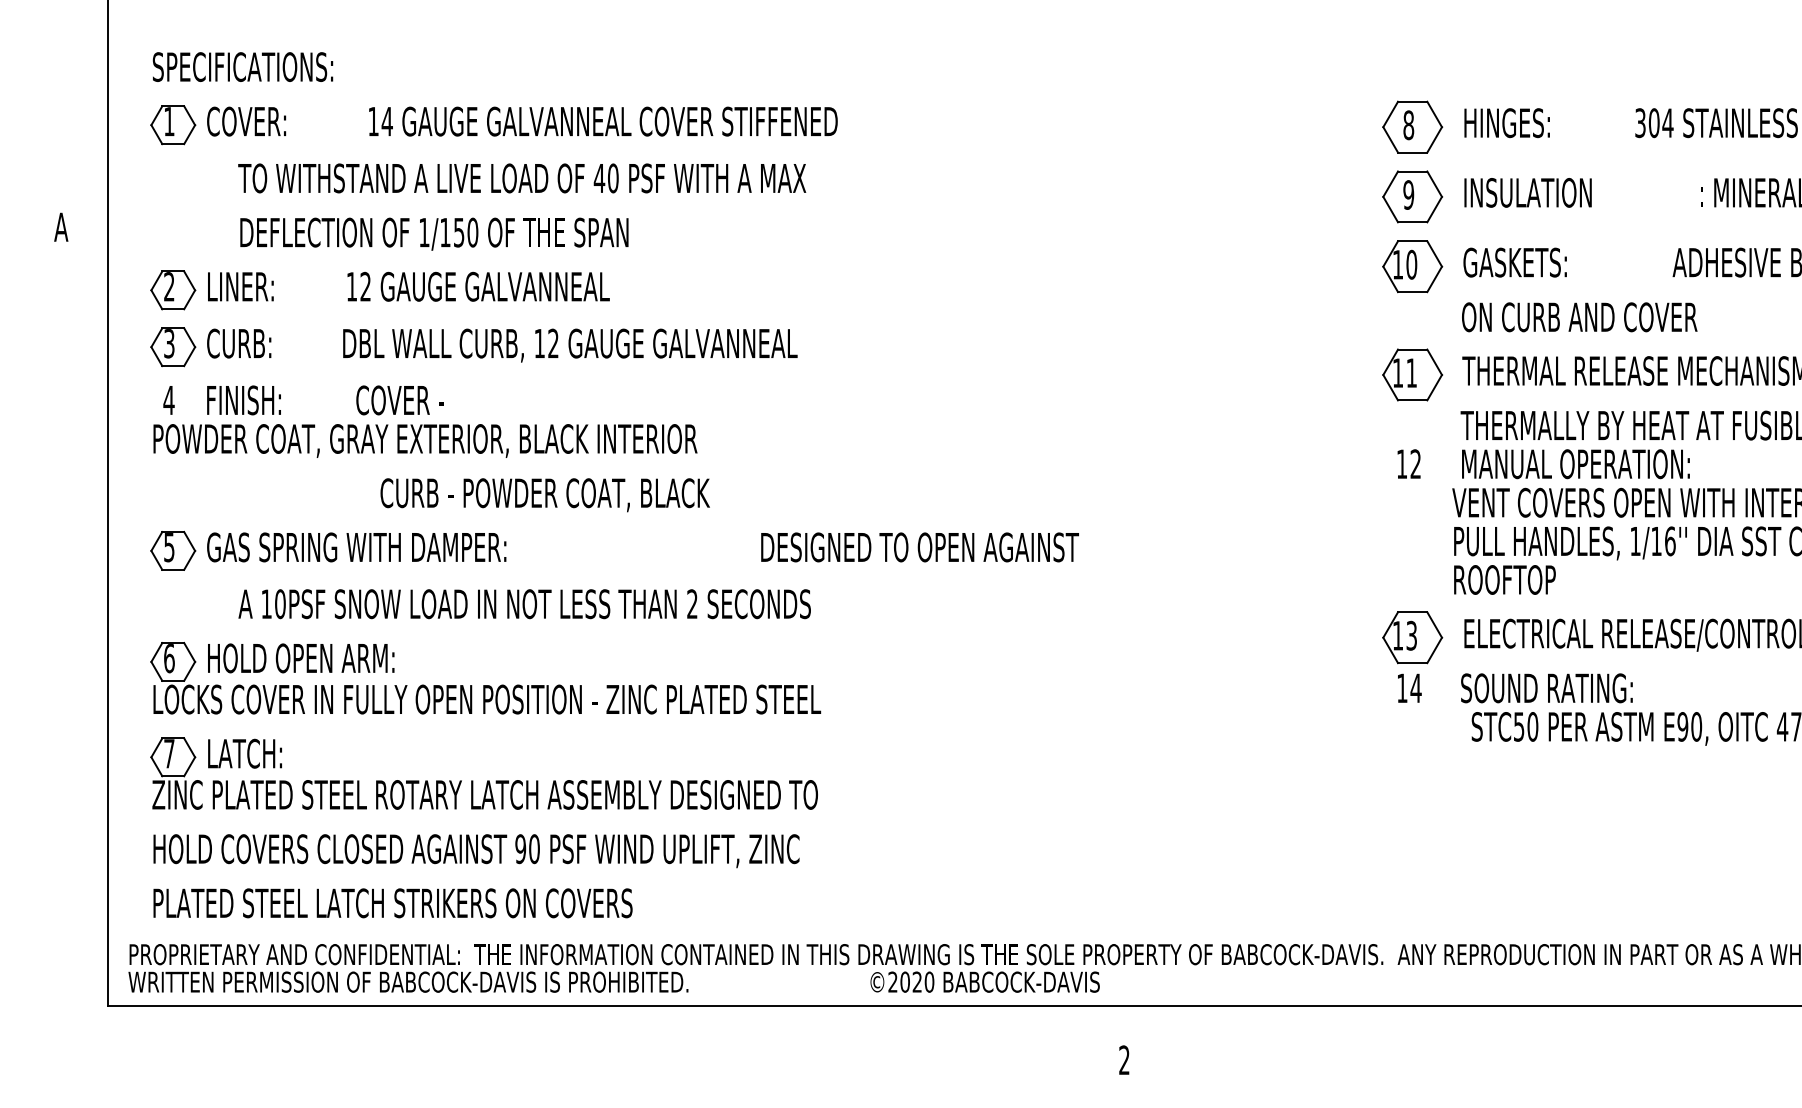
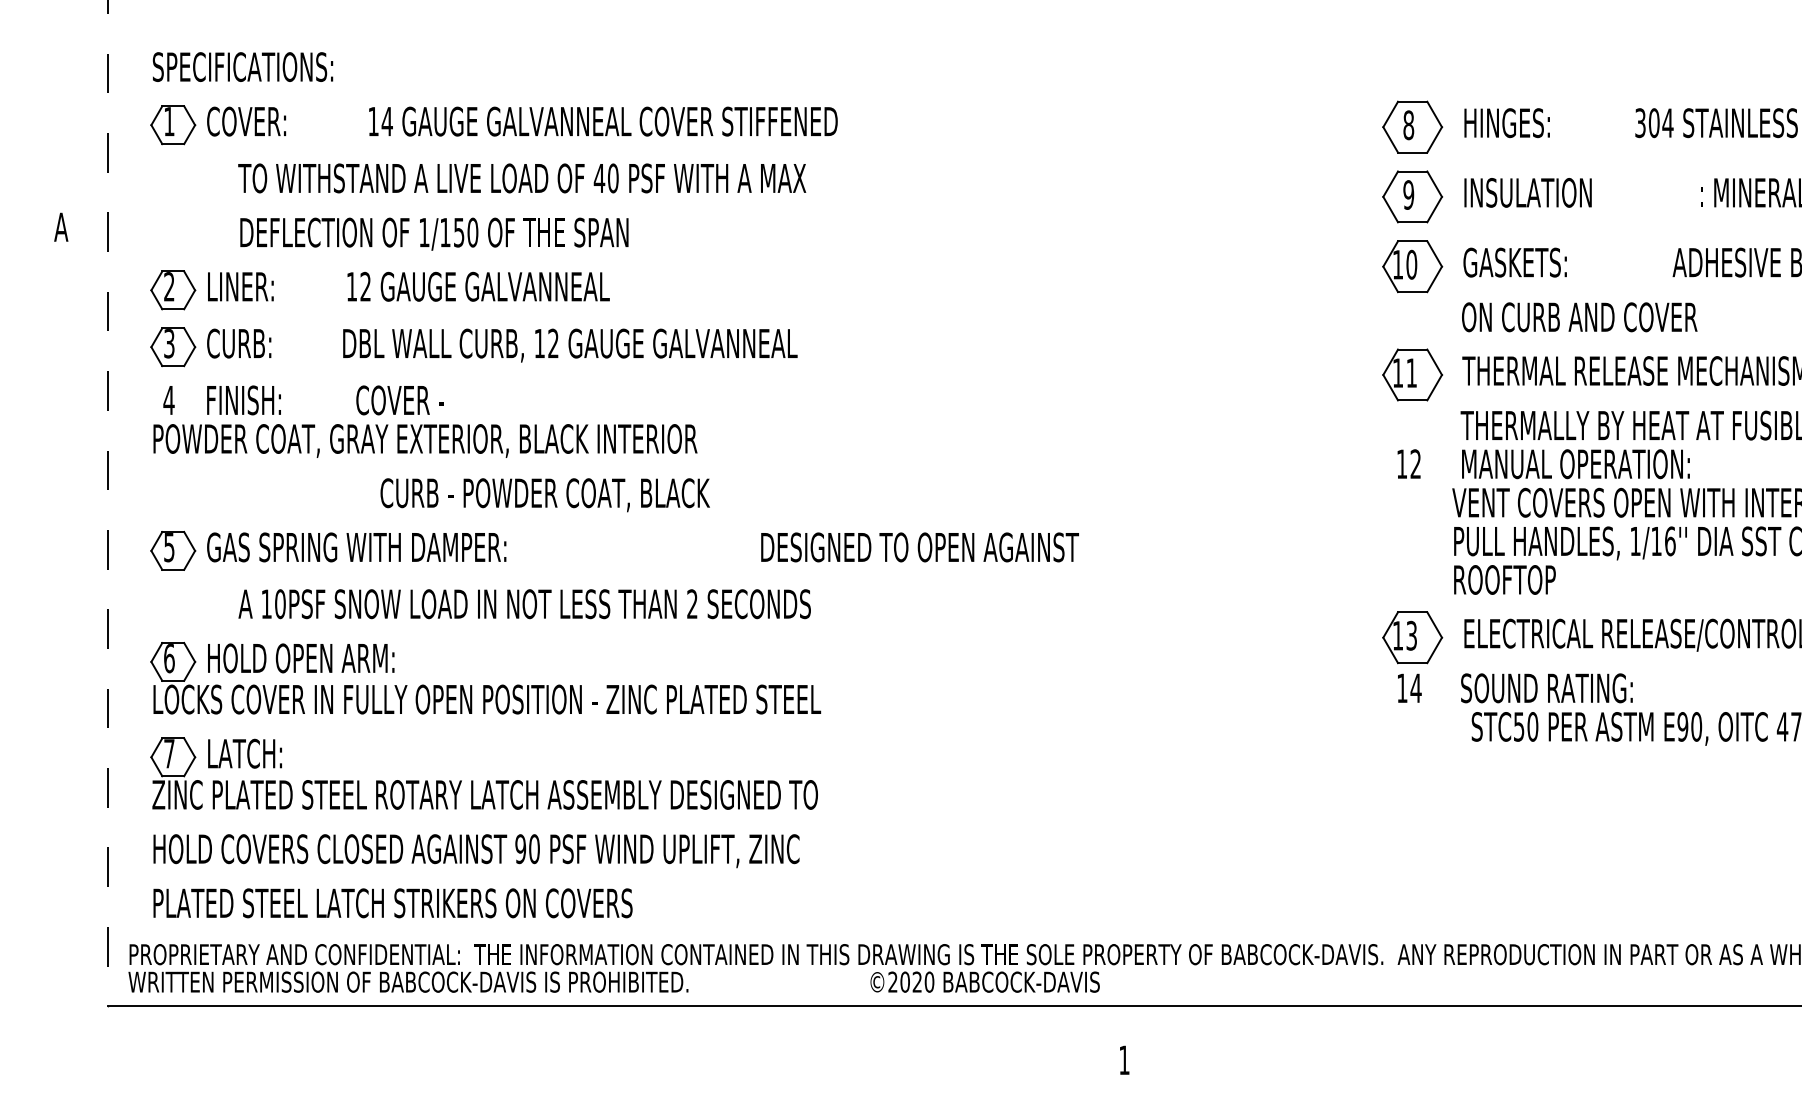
line: solid -> dashed (107, 503)
text: 2 -> 1 (1124, 1059)
